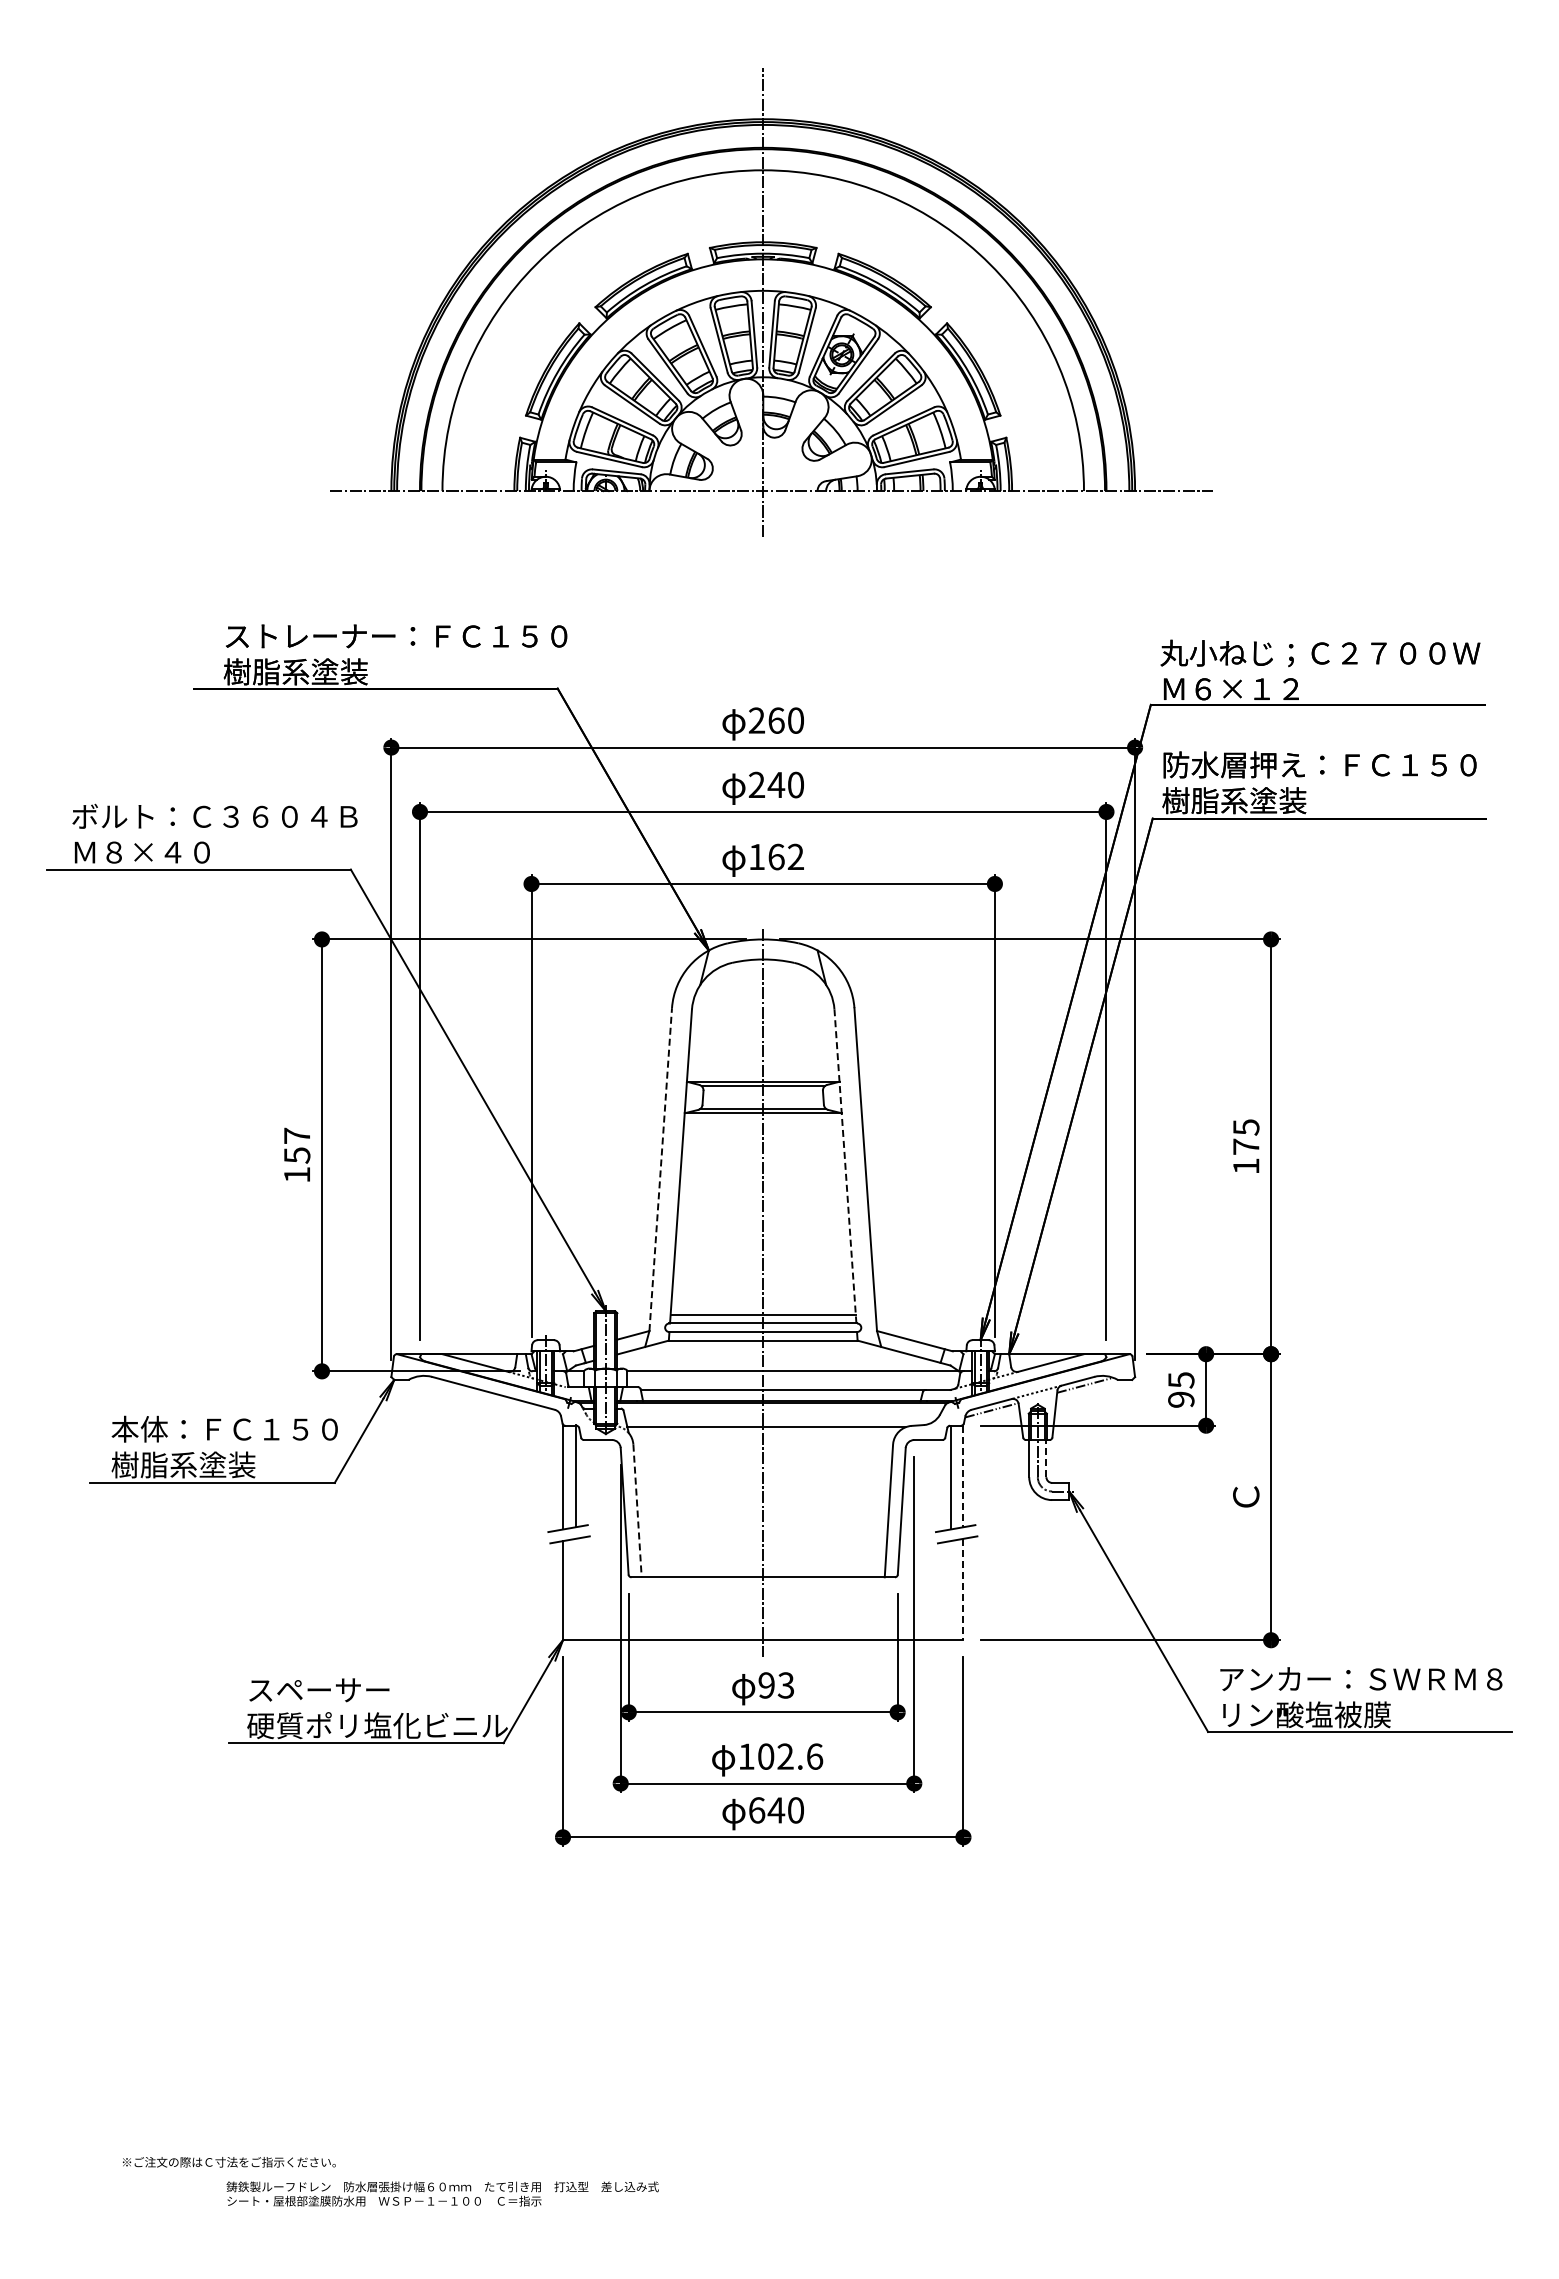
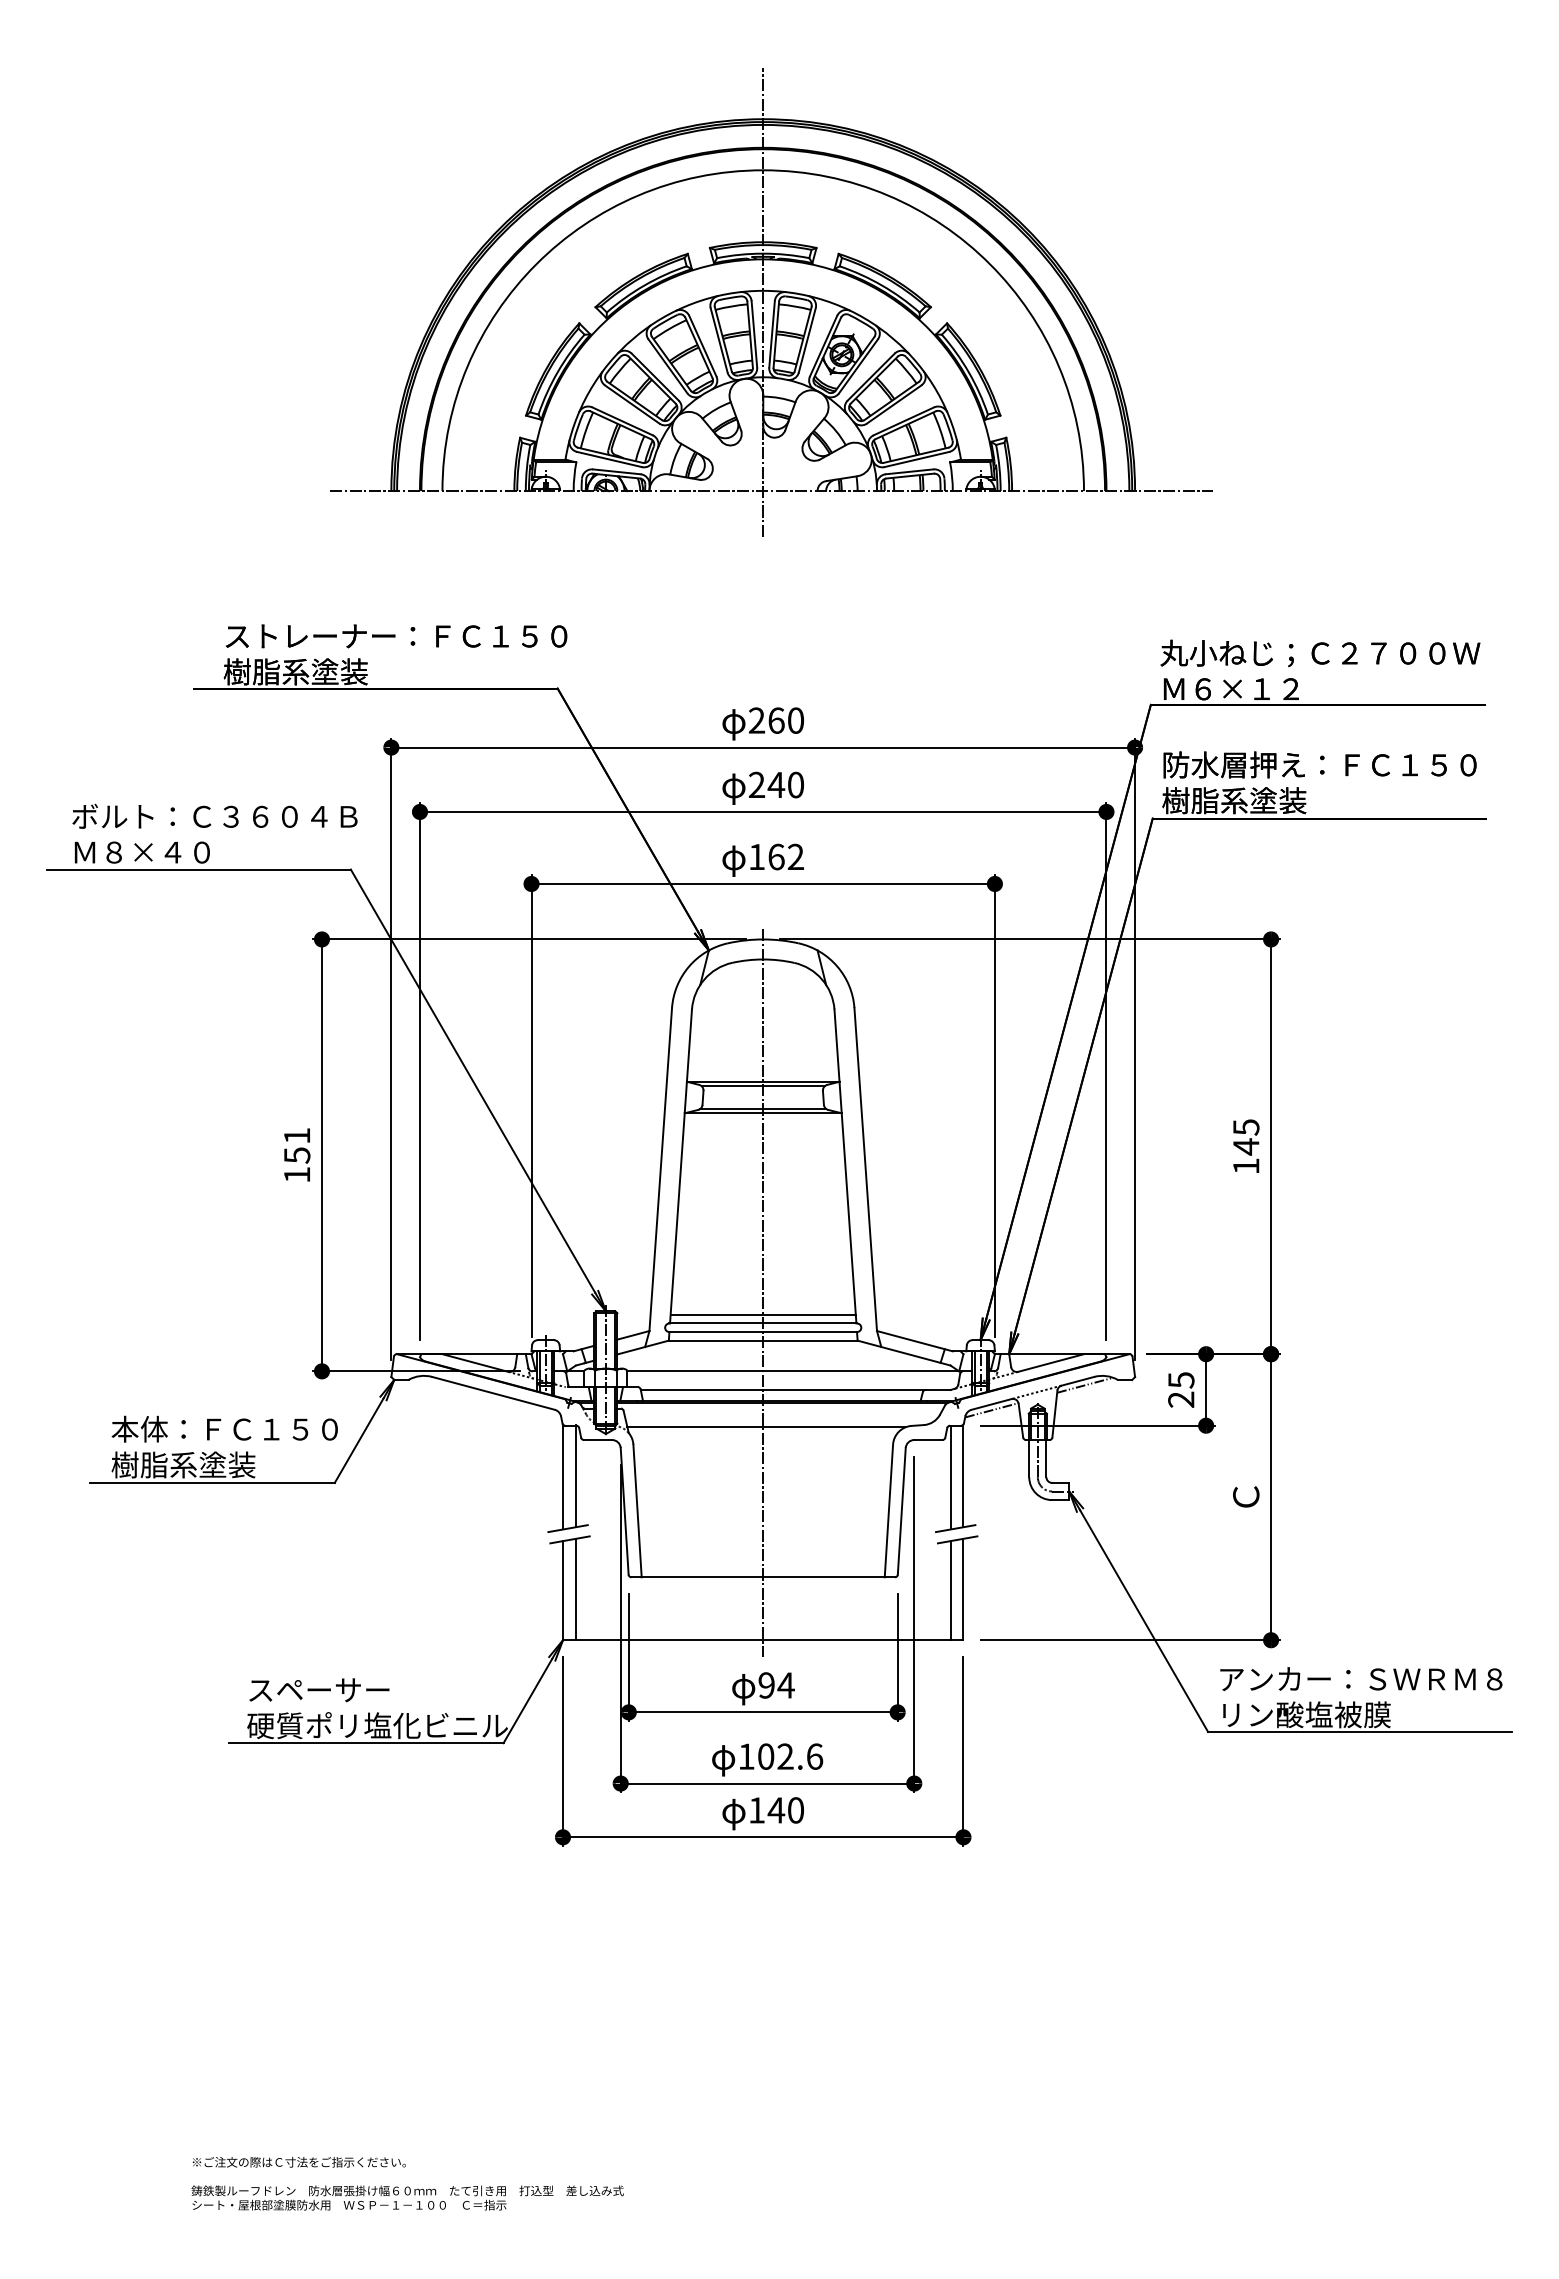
text: 157 -> 151 (296, 1135)
text: 175 -> 145 (1246, 1146)
line: dashed -> solid (845, 1166)
line: dashed -> solid (660, 1169)
text: 95 -> 25 (1181, 1399)
line: dashed -> solid (1046, 1458)
line: dashed -> solid (963, 1476)
line: dashed -> solid (637, 1511)
line: none -> present (575, 1589)
line: dashed -> solid (963, 1589)
line: none -> present (950, 1590)
text: 93 -> 94 (785, 1685)
text: 640 -> 140 (757, 1810)
text position: (228, 2162) -> (298, 2162) (298, 2162)
text position: (442, 2193) -> (407, 2197) (407, 2197)
